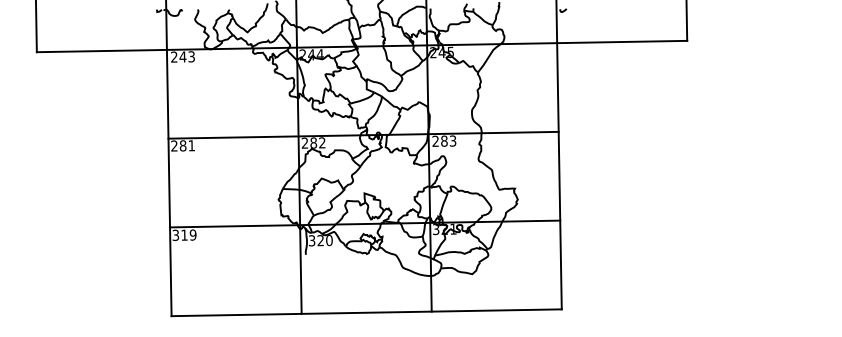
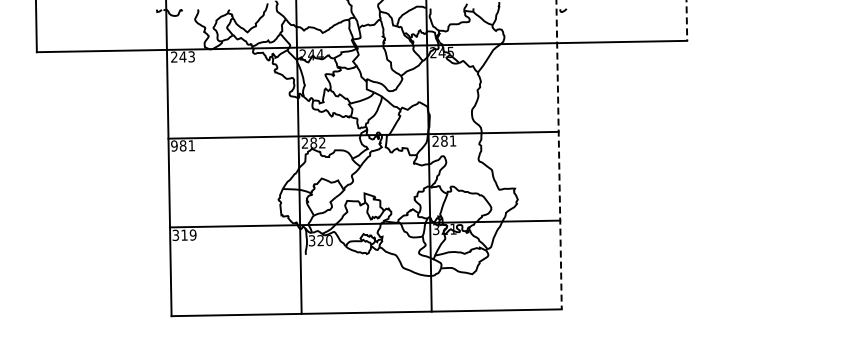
line: solid -> dashed (686, 20)
text: 283 -> 281 (452, 140)
text: 281 -> 981 (174, 145)
line: solid -> dashed (559, 155)
